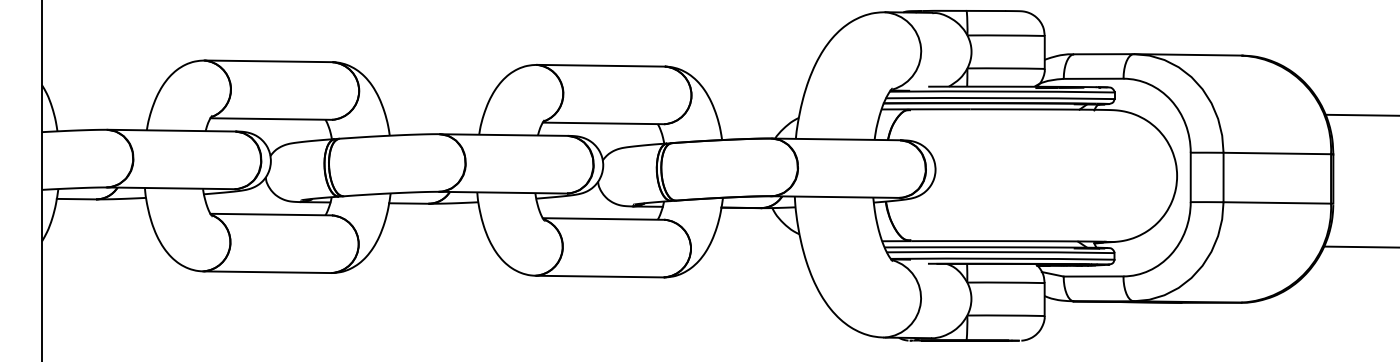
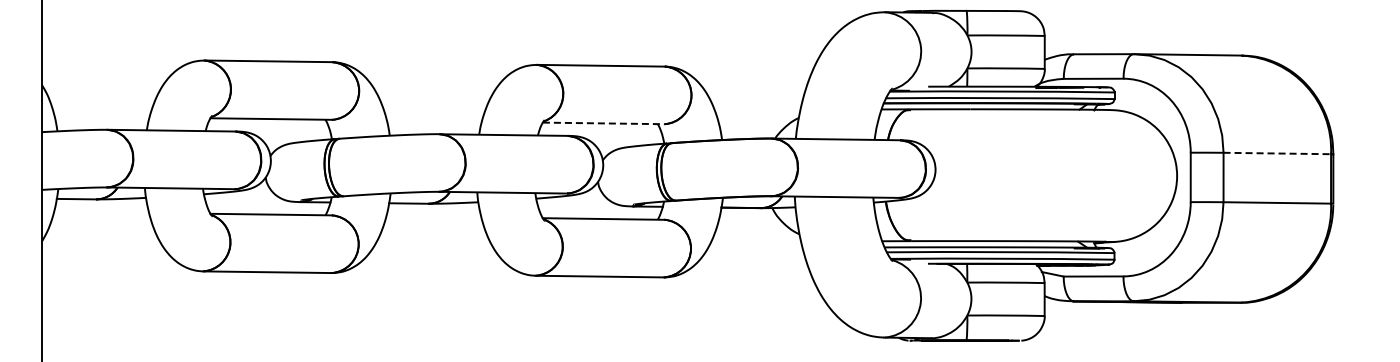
line: present -> none (1360, 114)
line: solid -> dashed (603, 123)
line: solid -> dashed (1277, 153)
line: present -> none (1360, 246)
